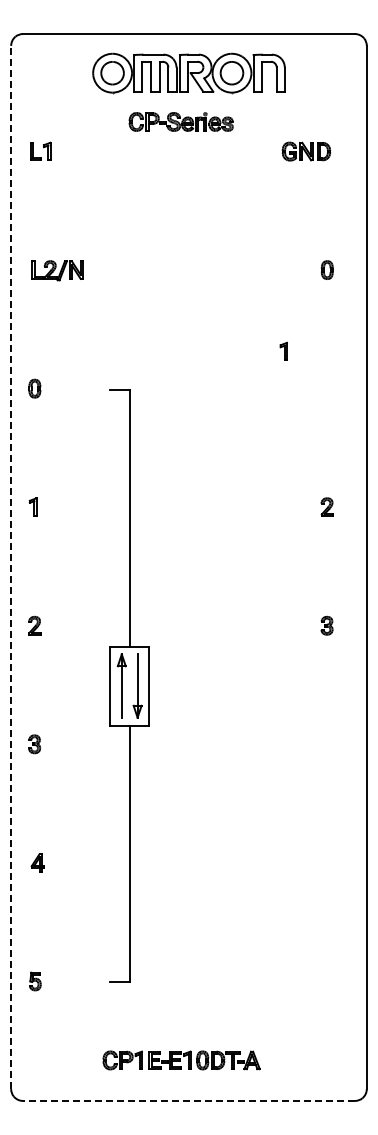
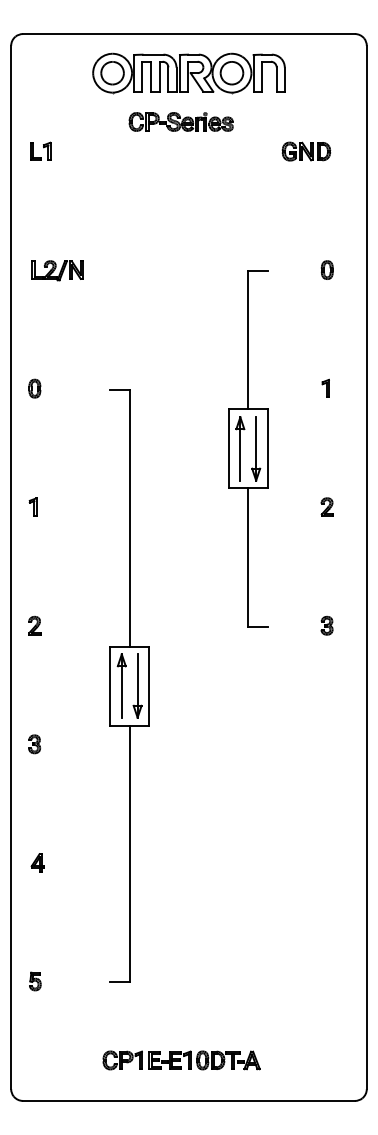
part position: (283, 350) -> (325, 387) (325, 387)
part: none -> present (248, 448)
line: dashed -> solid (11, 567)
line: dashed -> solid (189, 1100)
